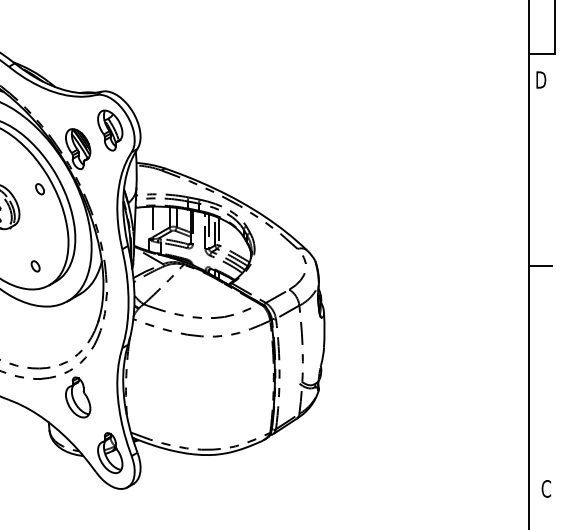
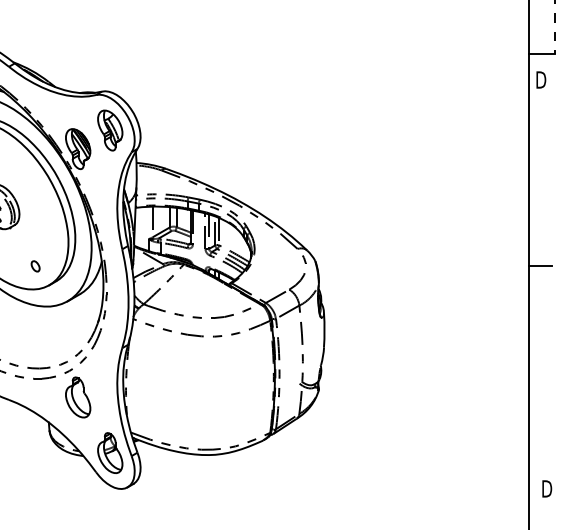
line: solid -> dashed (554, 27)
part: present -> none (39, 189)
text: C -> D (546, 488)
